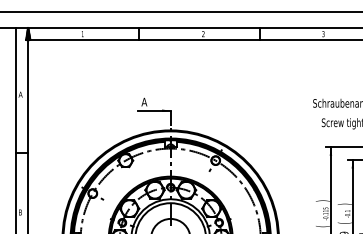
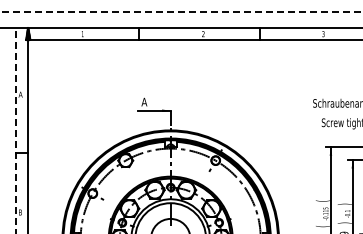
line: solid -> dashed (181, 11)
line: solid -> dashed (16, 130)
text: ) -> ( (322, 200)
text: ( -> ) (344, 222)
